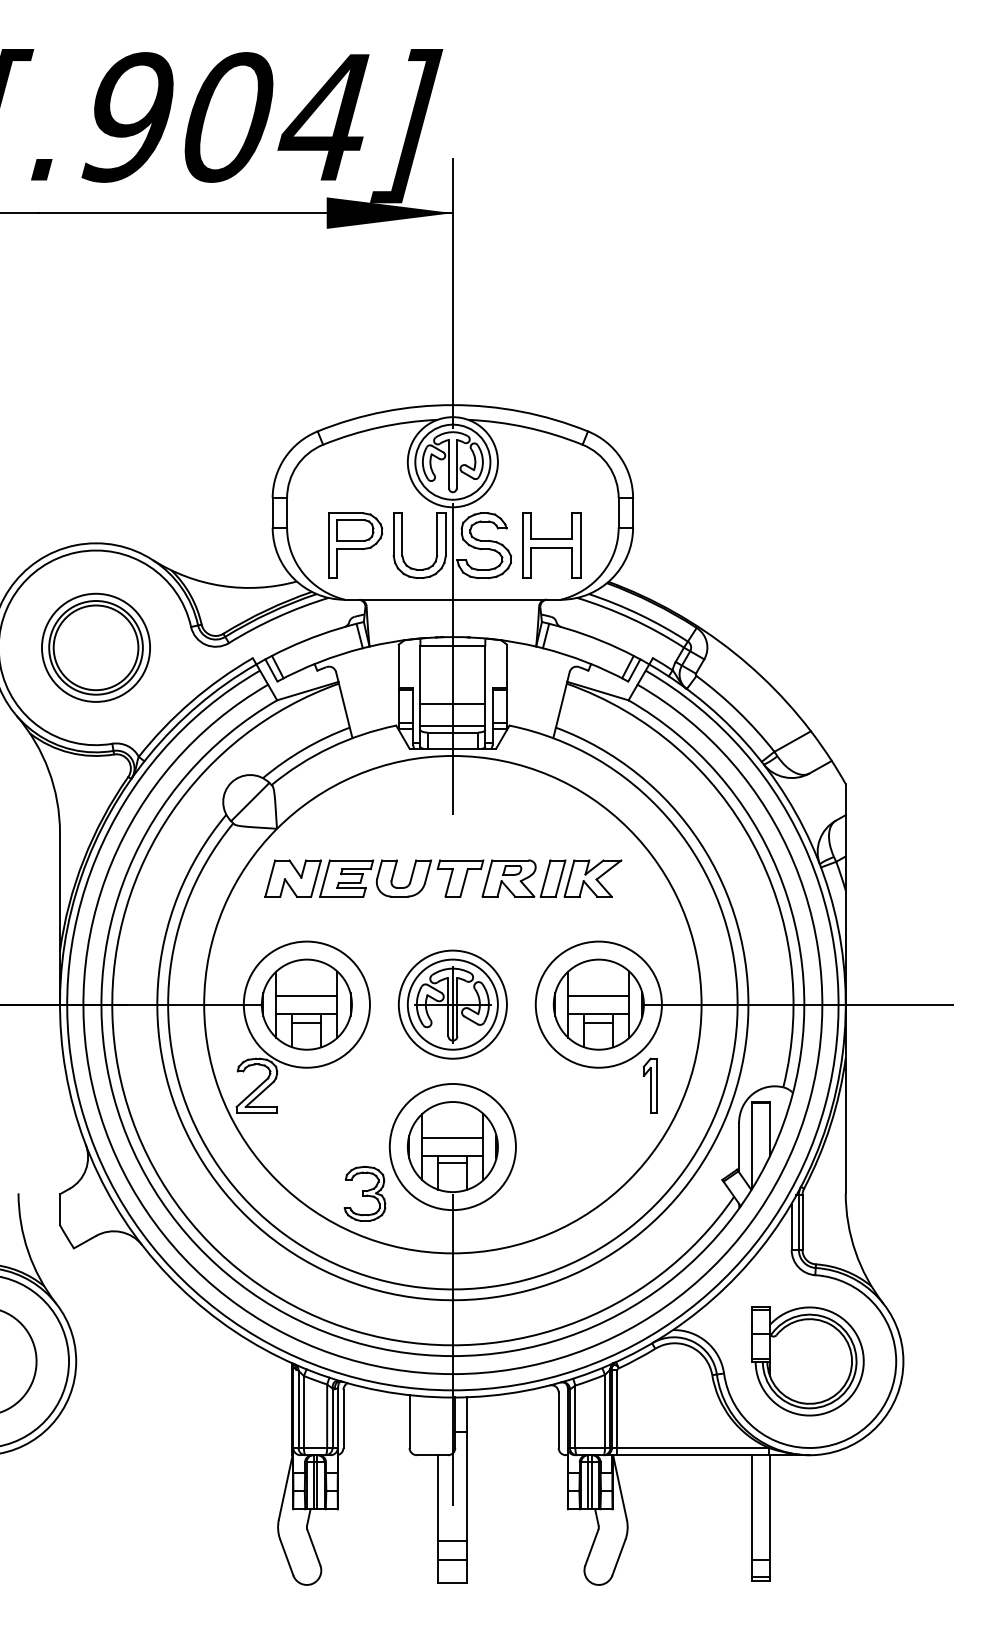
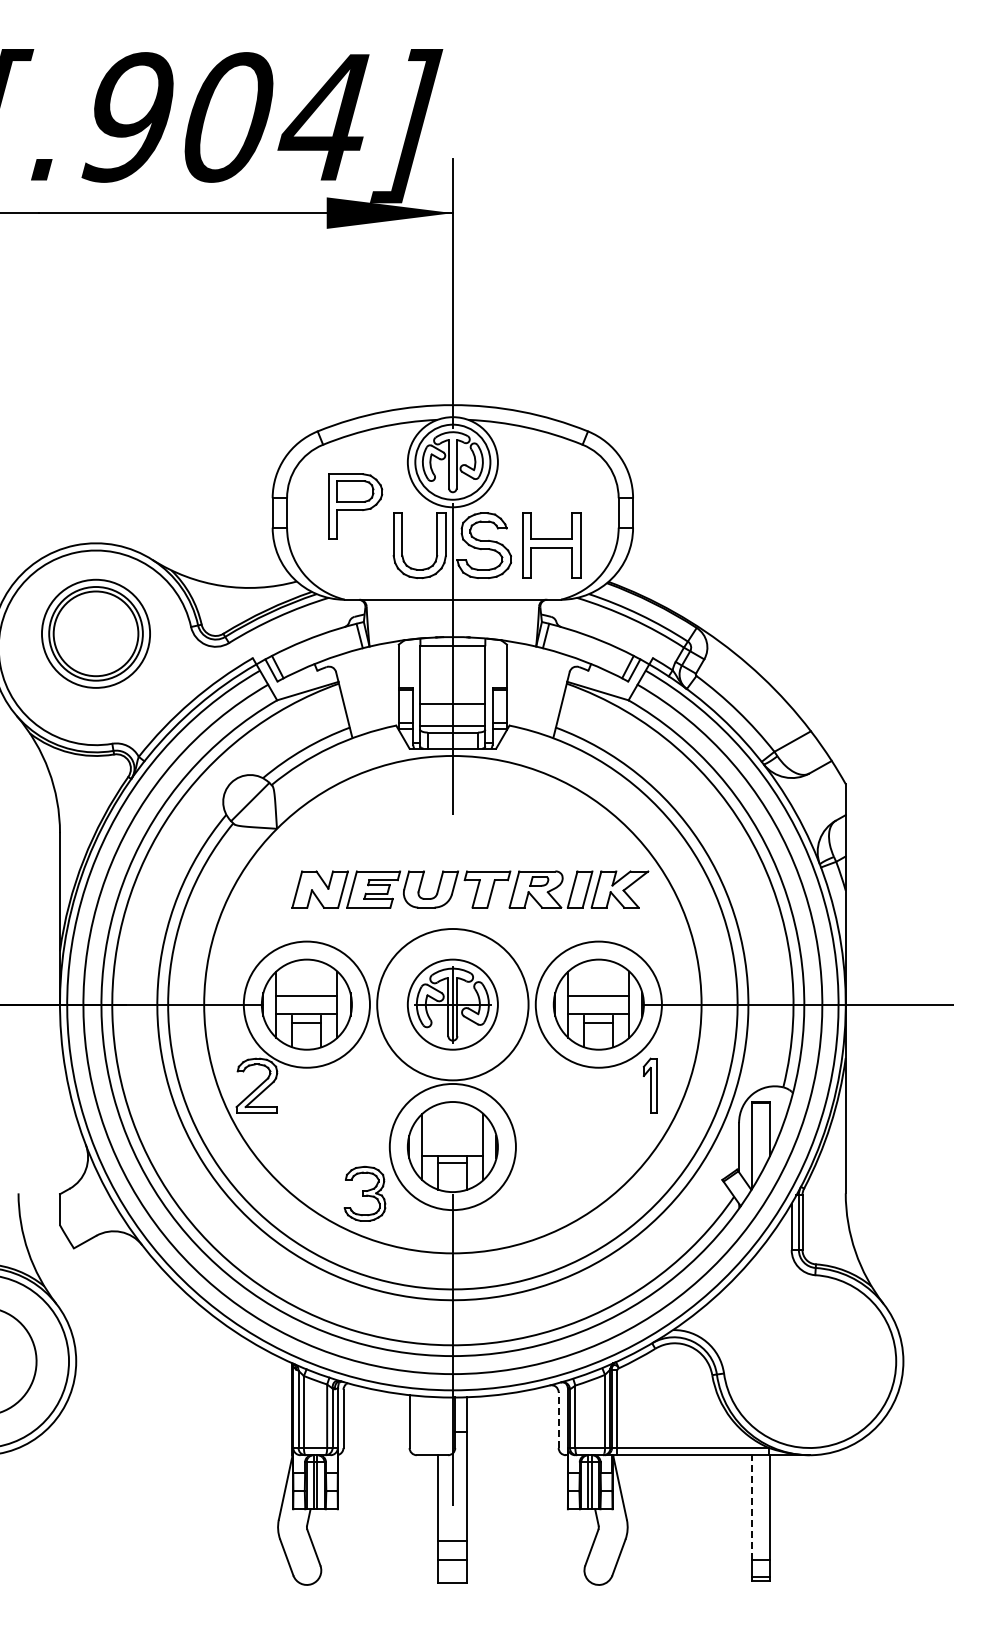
part position: (355, 545) -> (355, 506) (355, 506)
part position: (95, 647) -> (95, 633) (95, 633)
part position: (443, 878) -> (470, 889) (470, 889)
circle diameter: 108 px -> 151 px (452, 1004)
line: present -> none (452, 1138)
part: present -> none (807, 1361)
line: solid -> dashed (558, 1420)
line: solid -> dashed (752, 1507)
